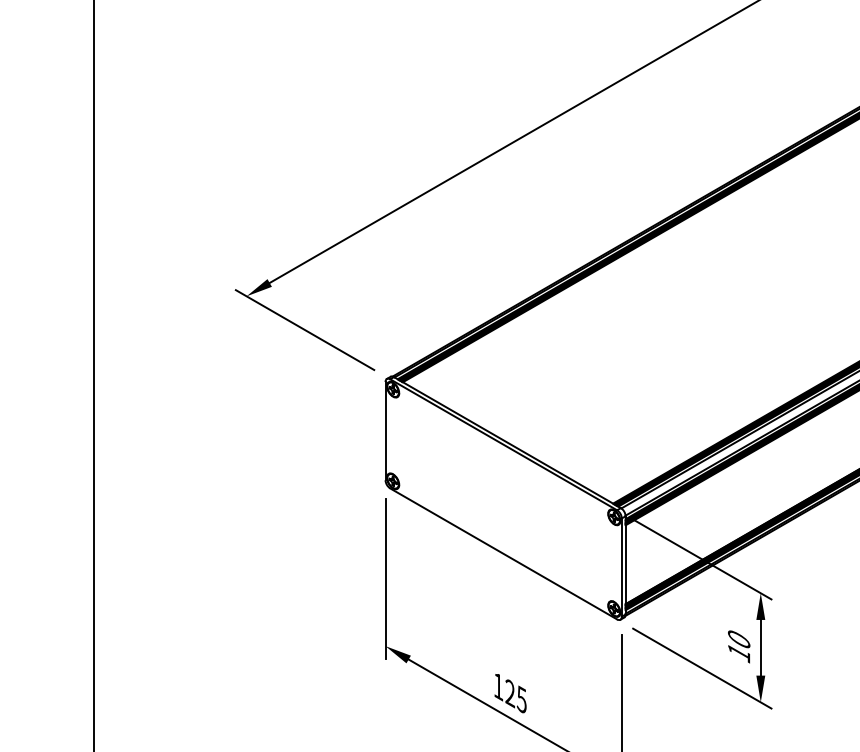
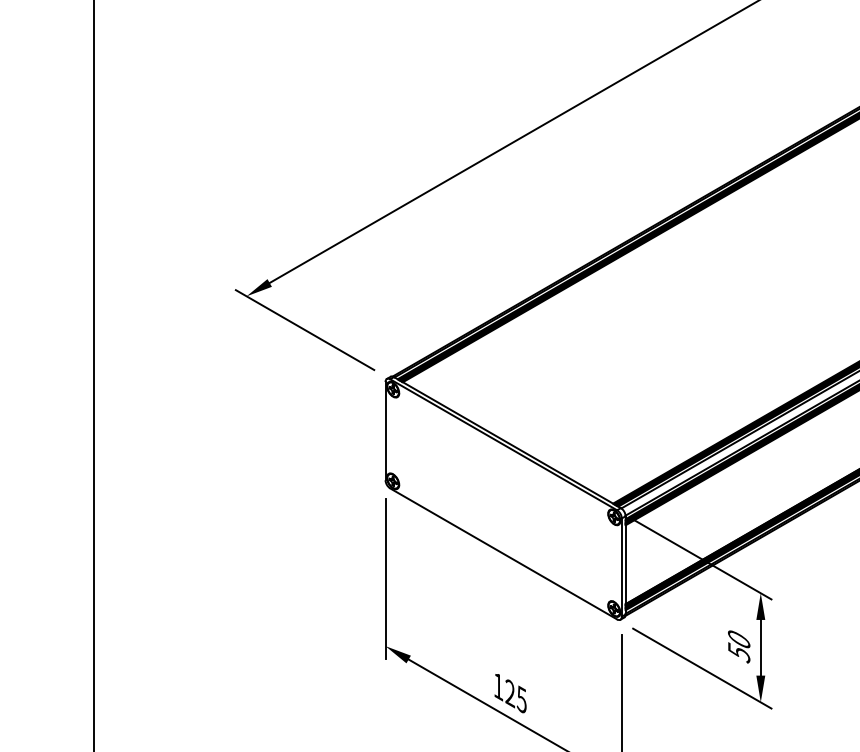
text: 10 -> 50 (739, 652)
